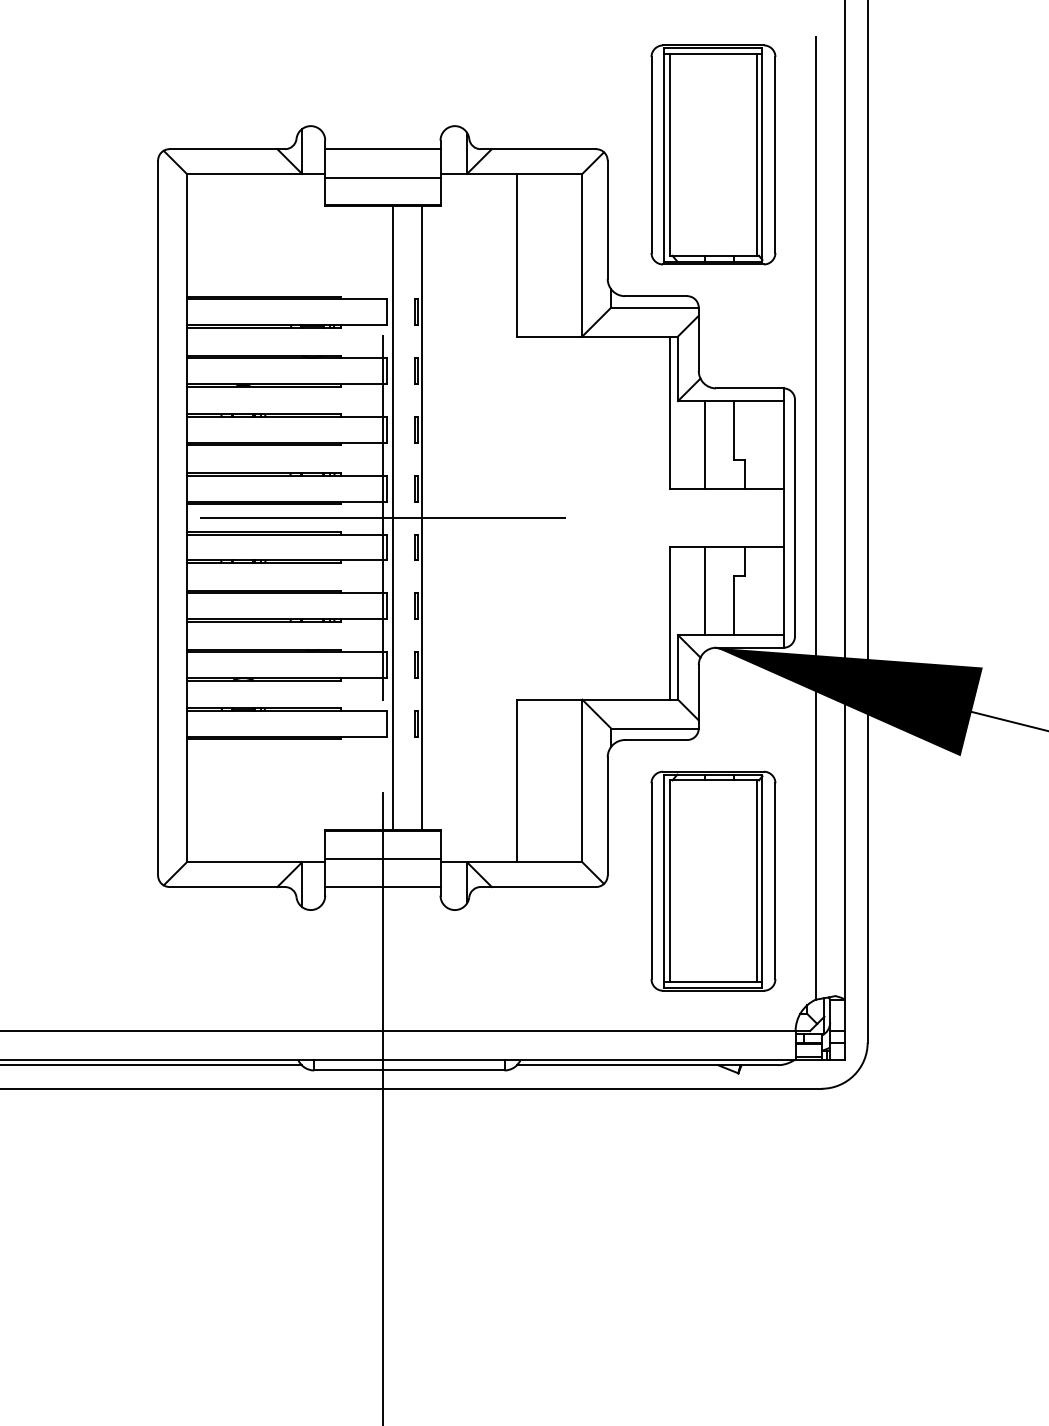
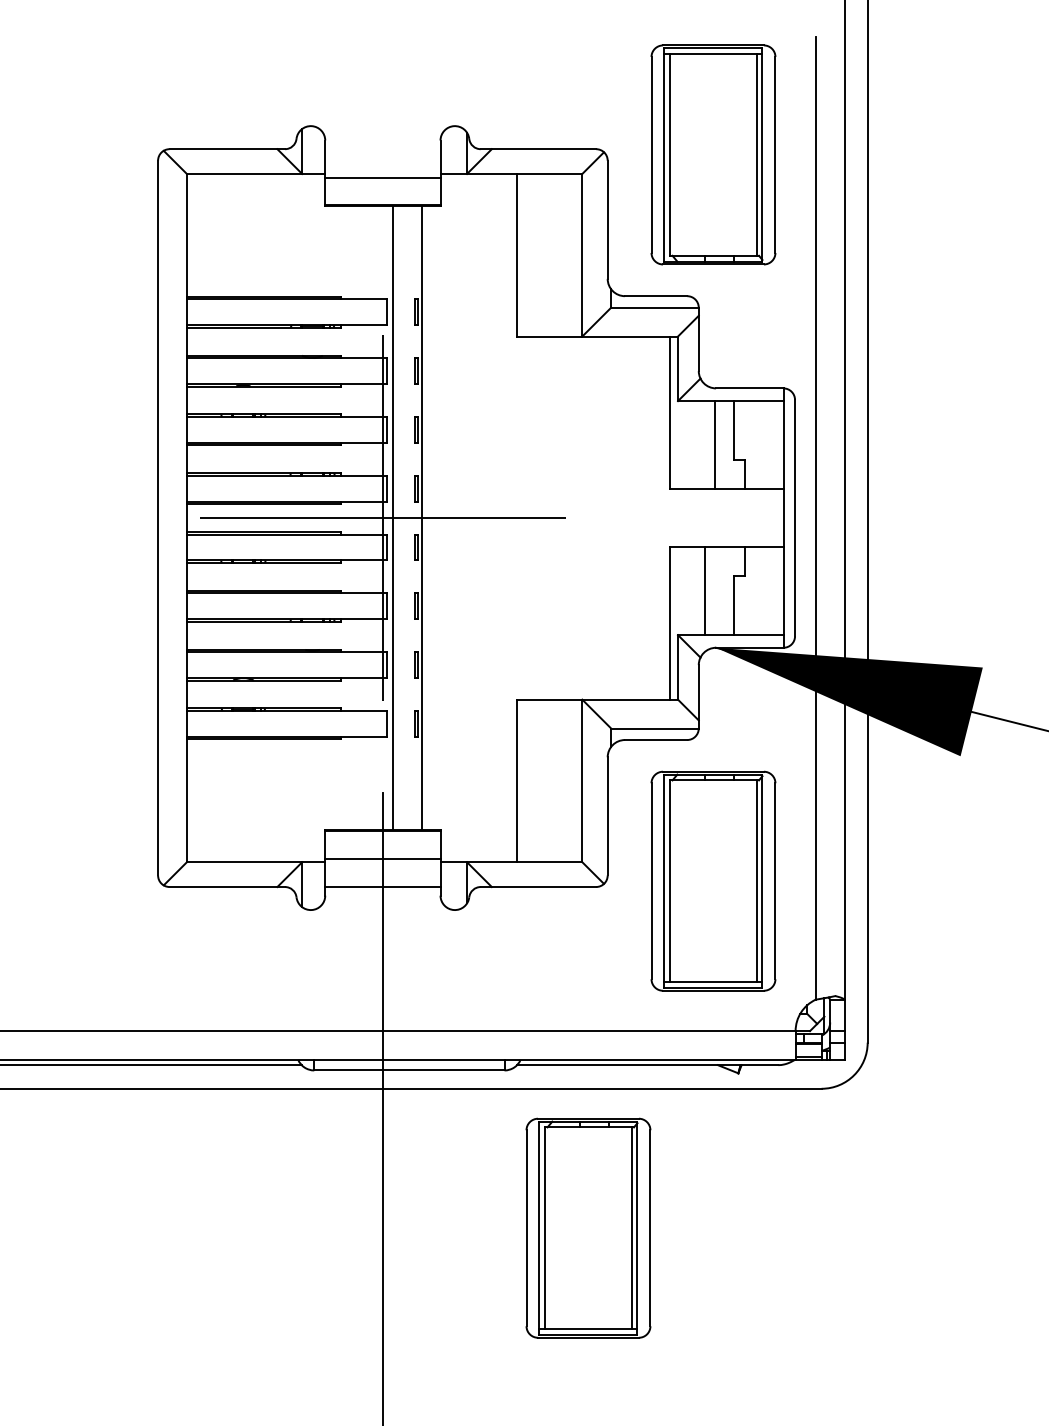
line: present -> none (382, 149)
line position: (704, 445) -> (714, 445) (714, 445)
part: none -> present (588, 1227)
